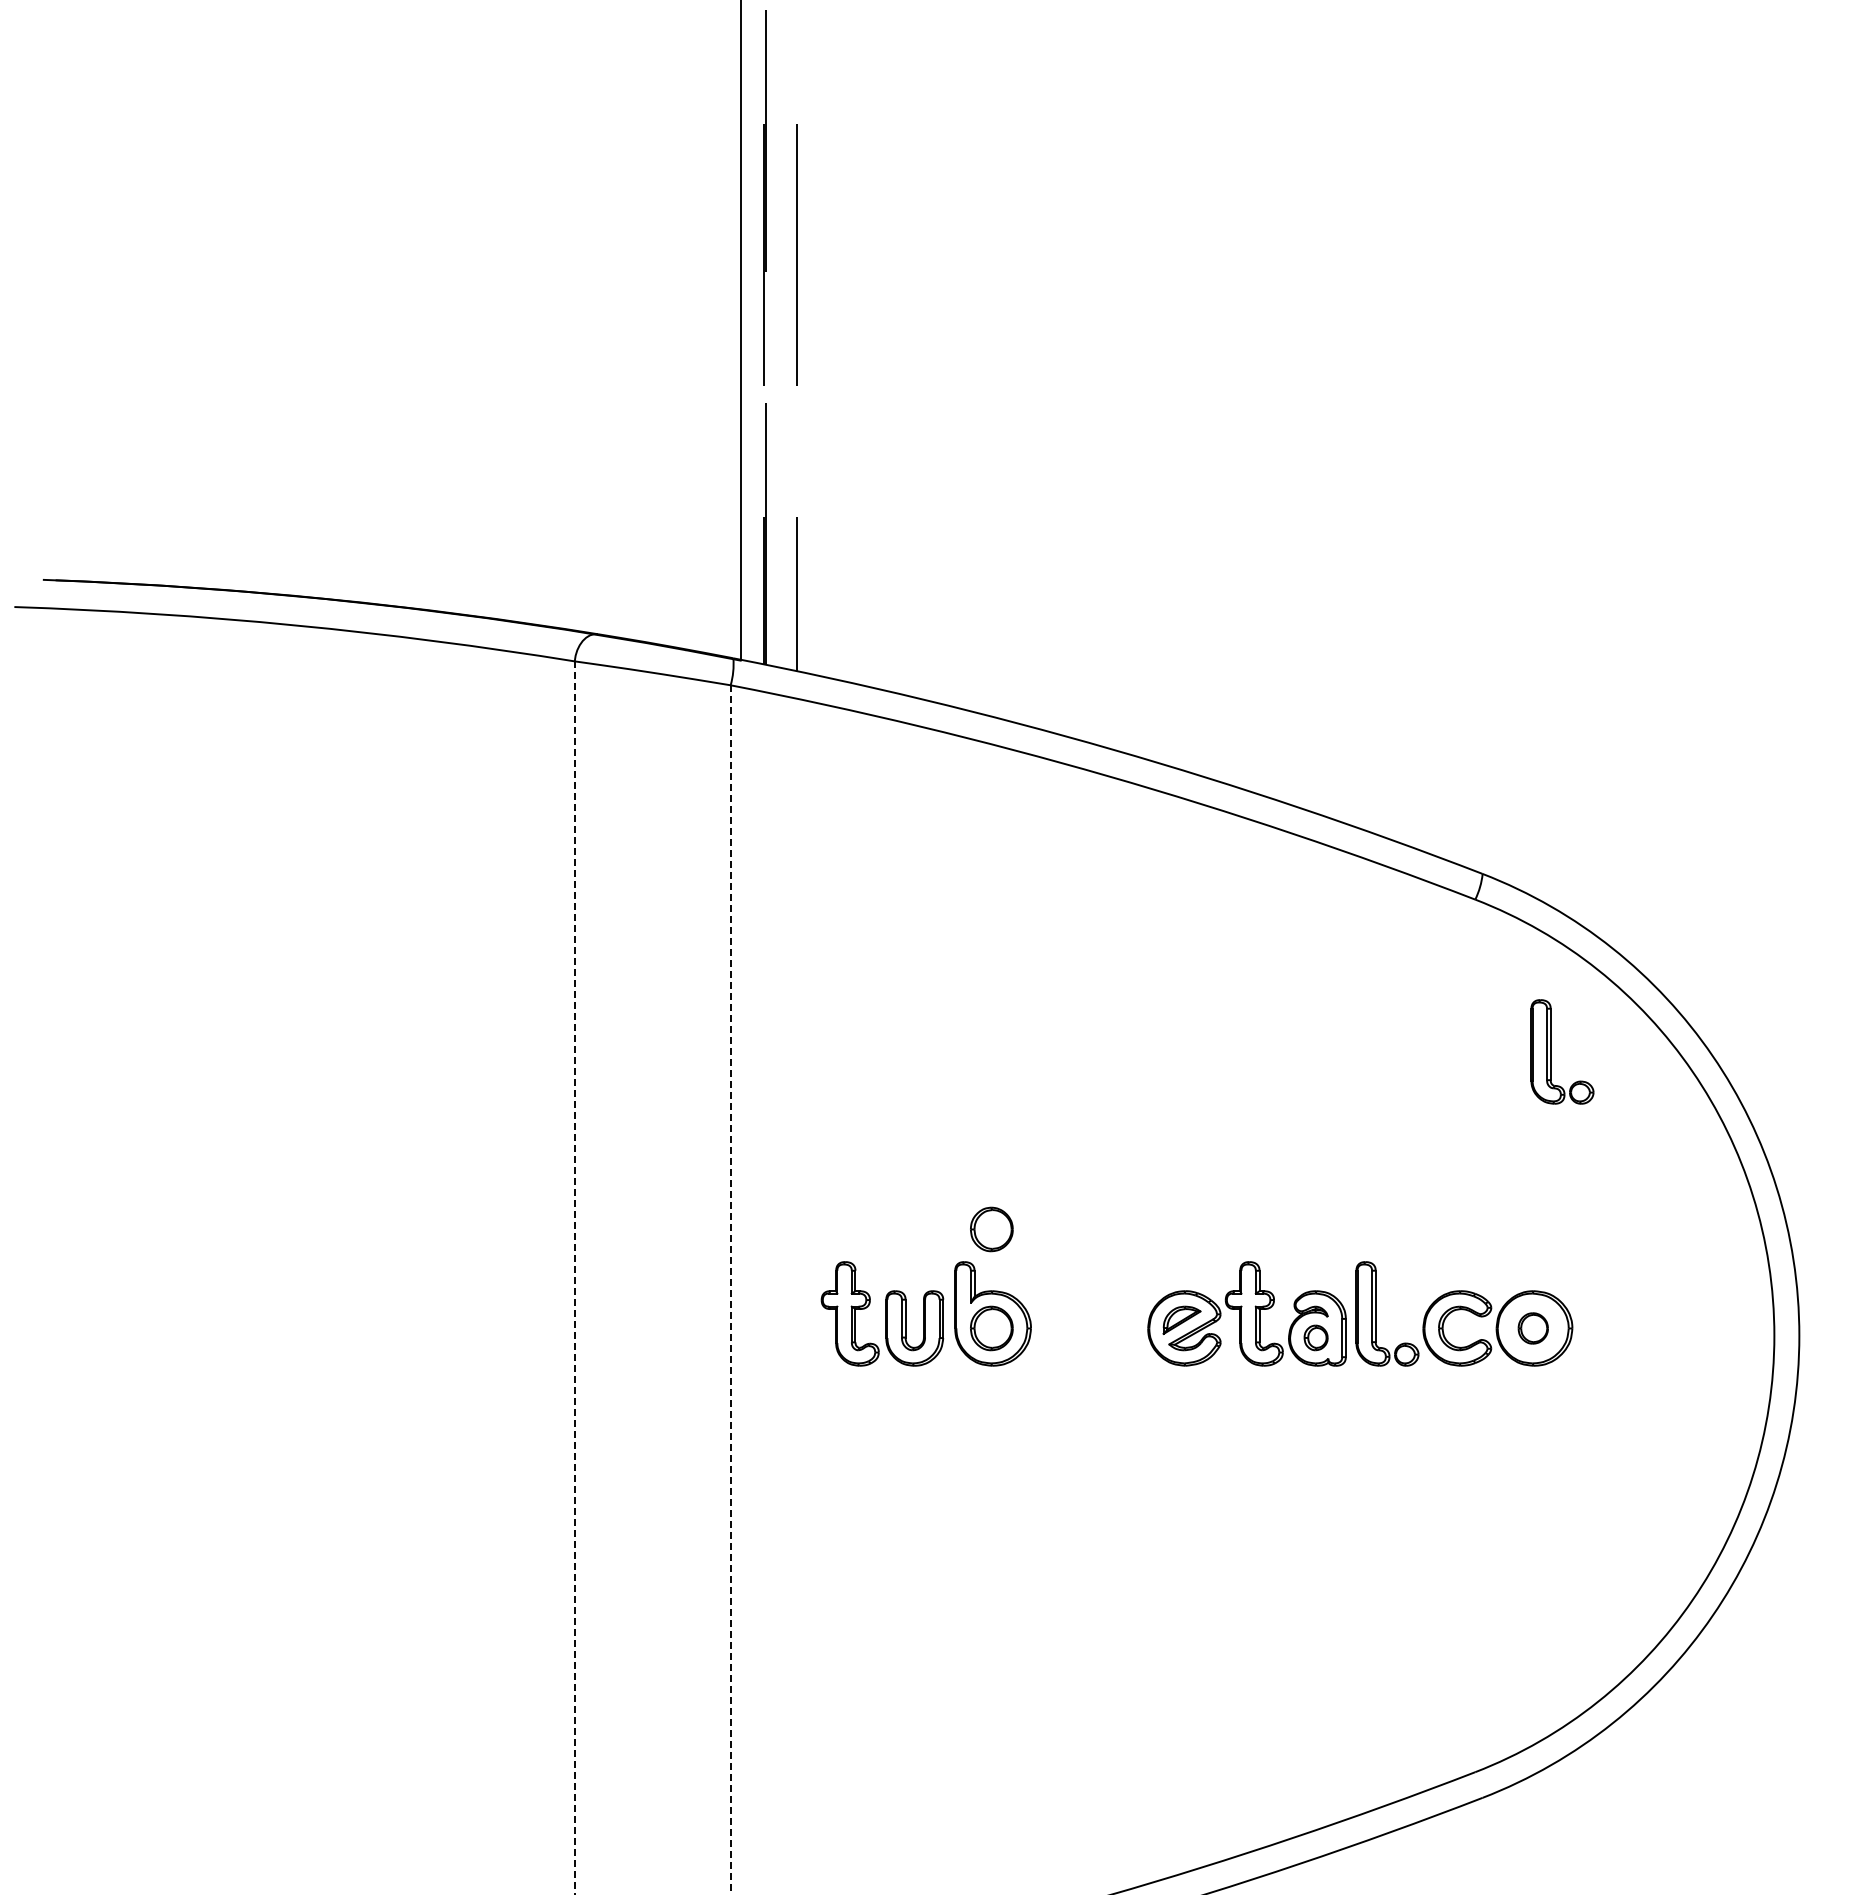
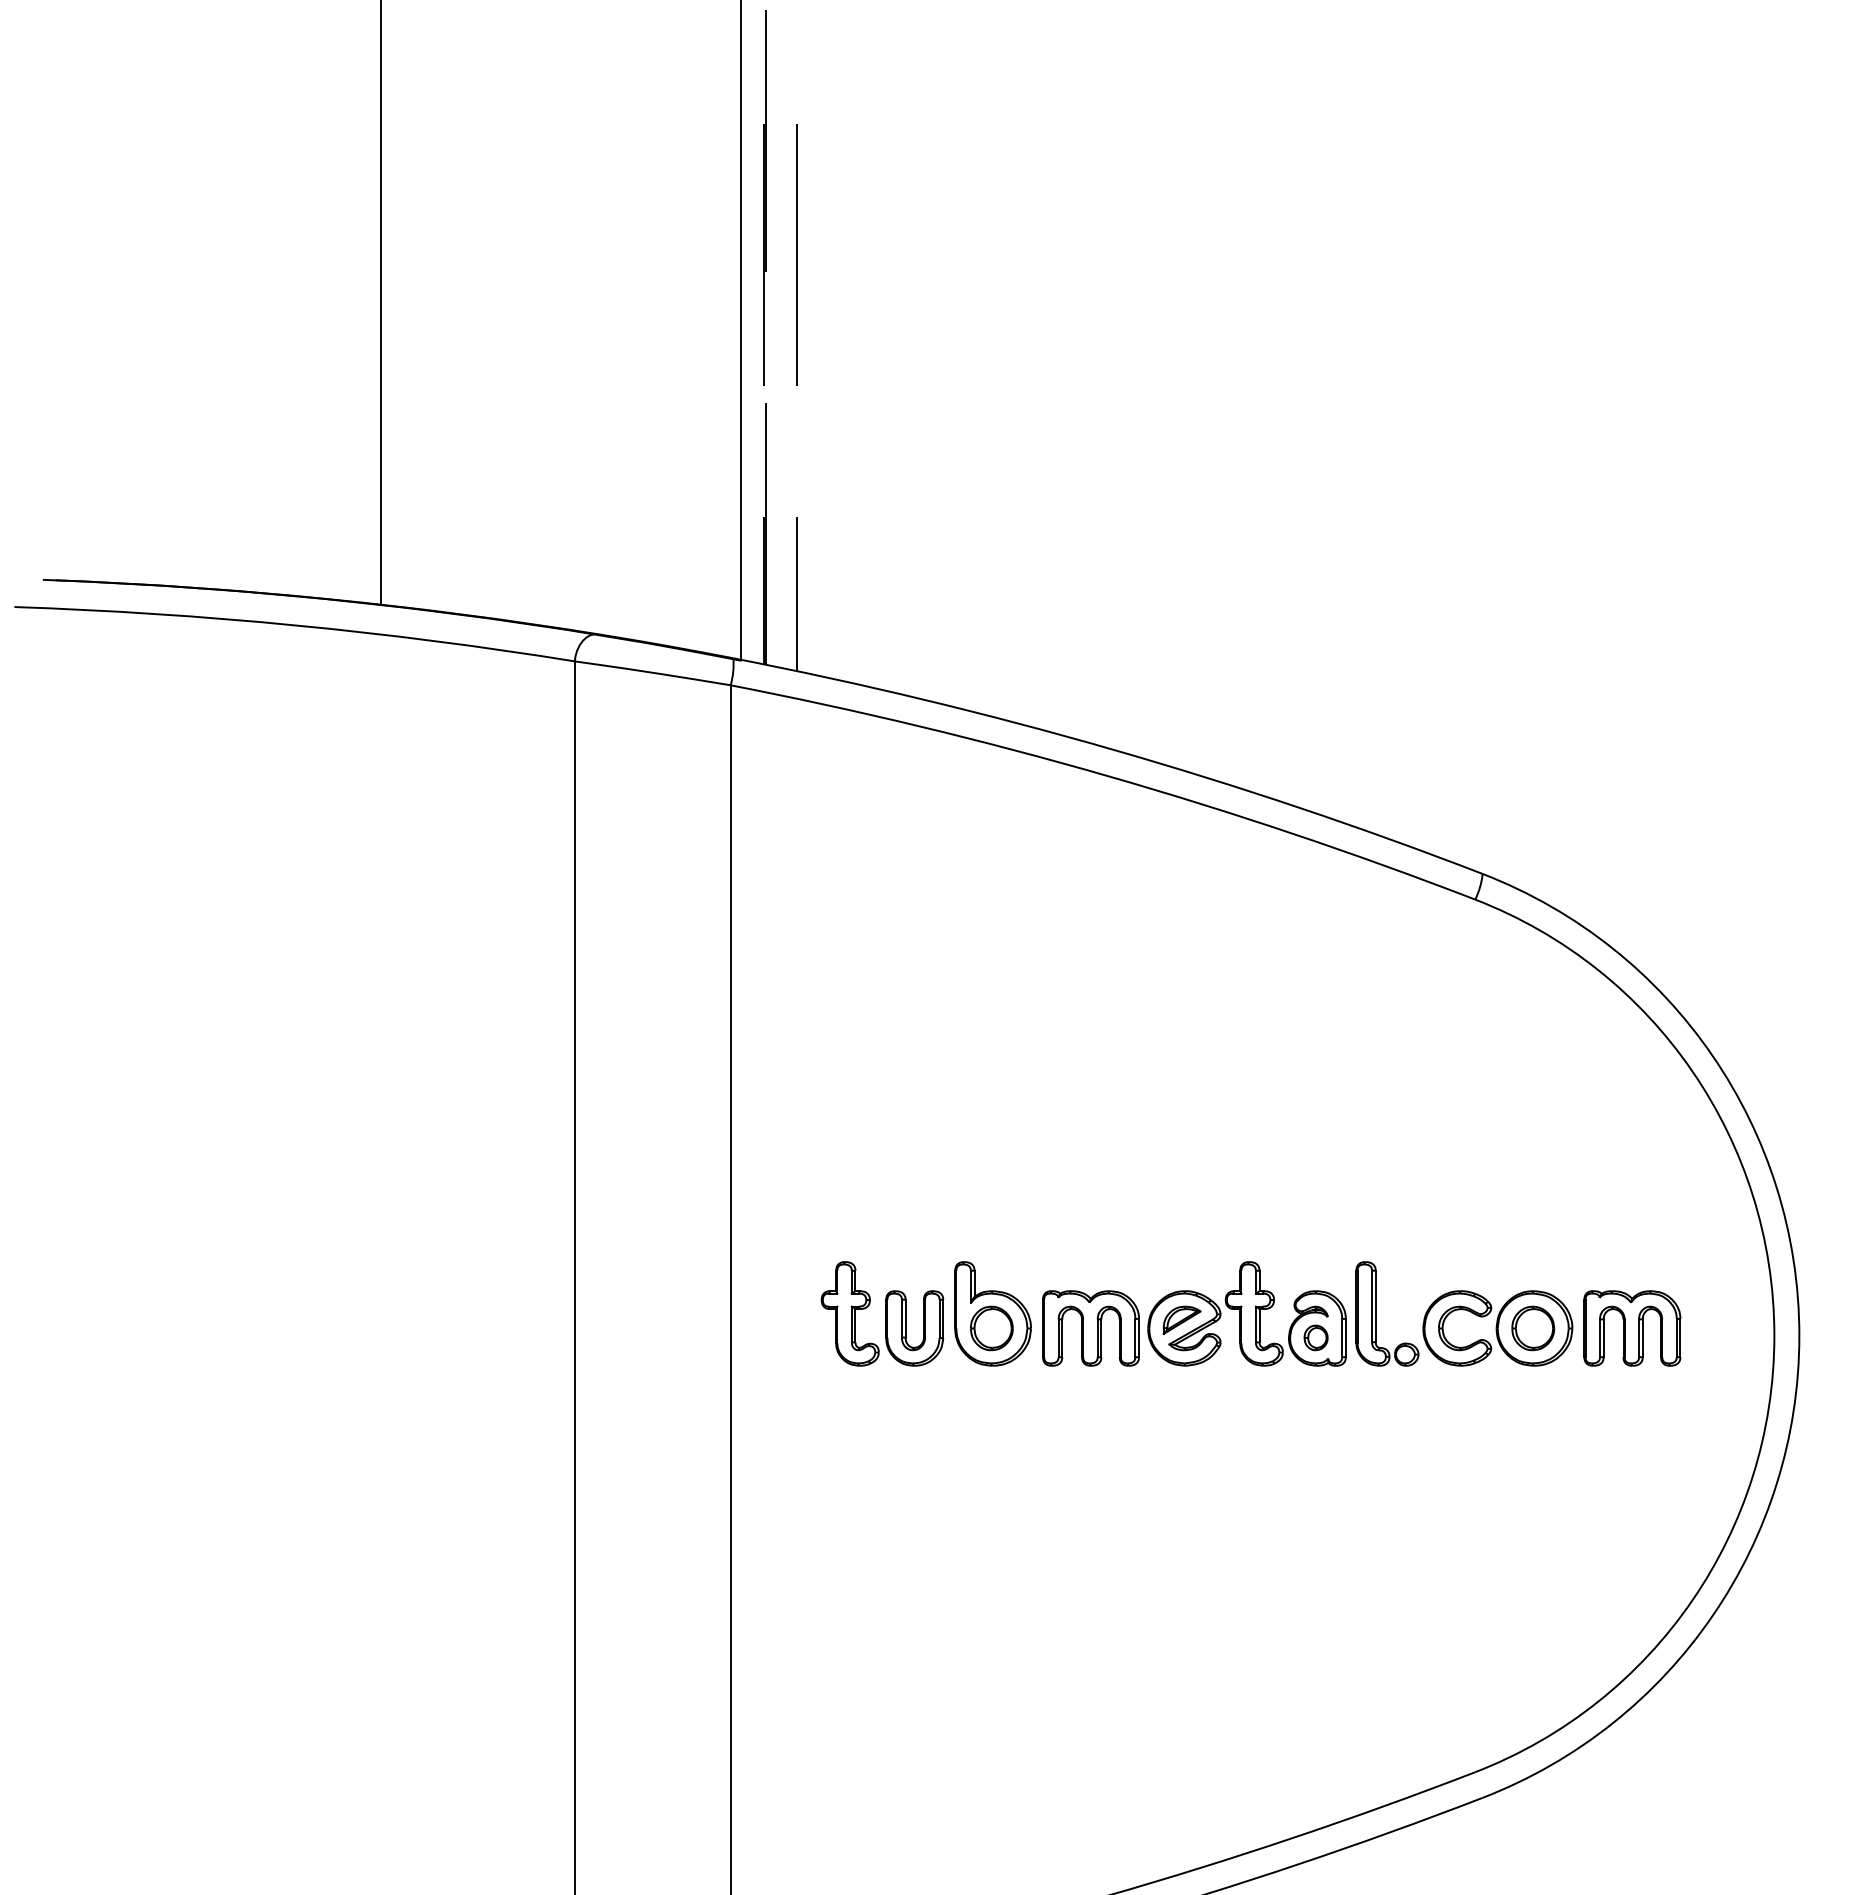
line: none -> present (381, 303)
part: present -> none (1551, 1051)
part: present -> none (991, 1229)
line: dashed -> solid (574, 1277)
line: dashed -> solid (730, 1289)
part: none -> present (1090, 1328)
part size: 32x33 px -> 45x47 px (1533, 1328)
part: none -> present (1632, 1328)
